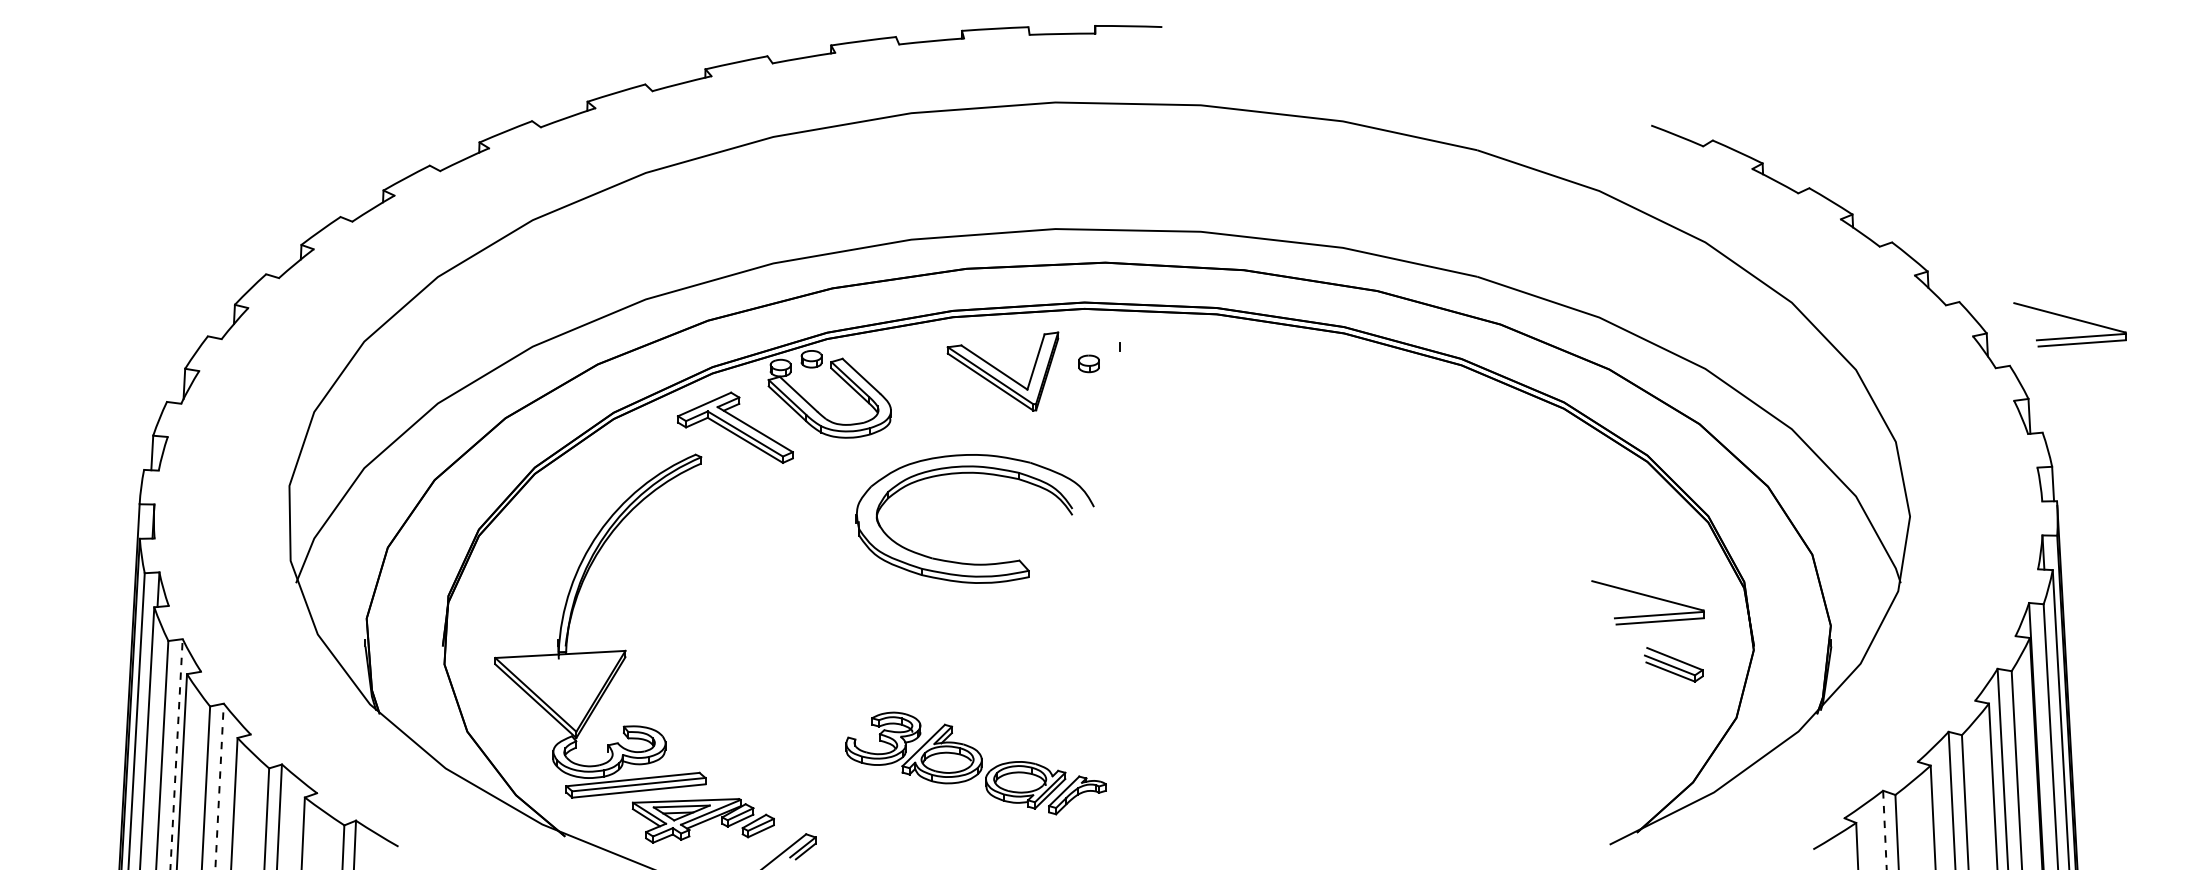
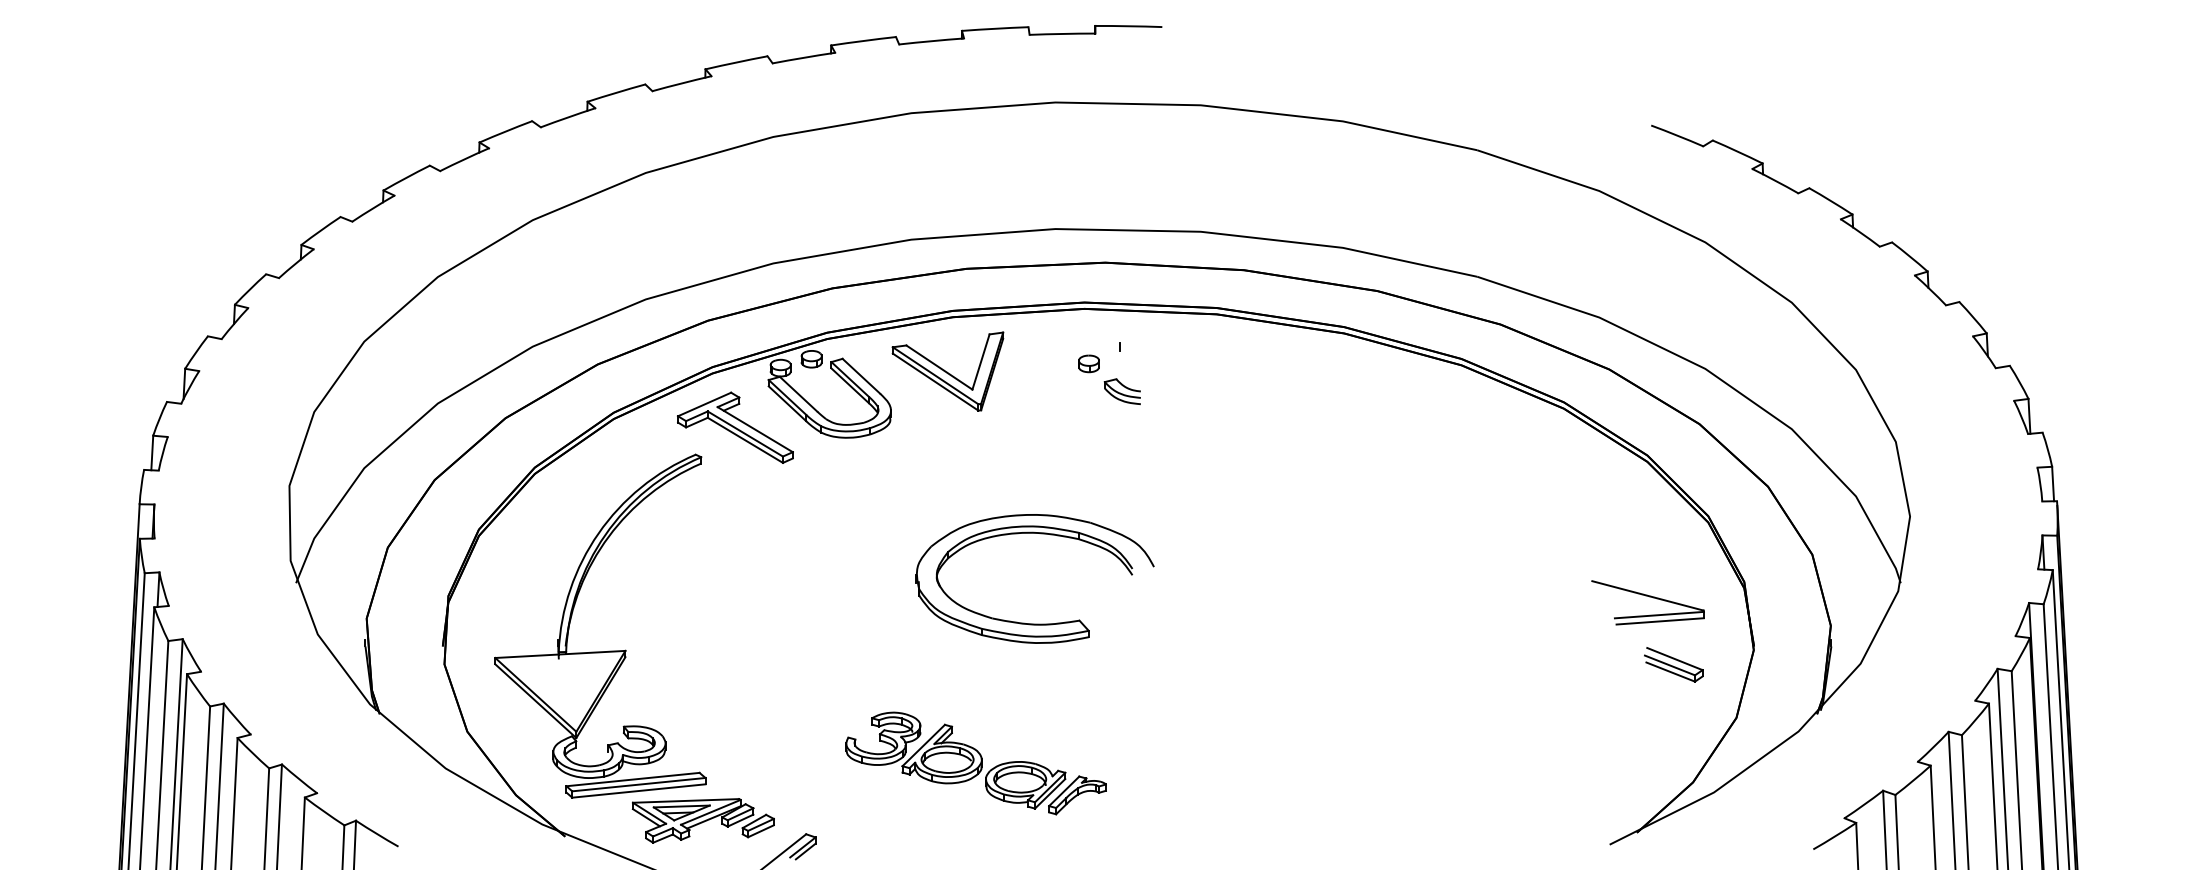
part: present -> none (2069, 324)
part position: (1002, 371) -> (947, 371) (947, 371)
part: none -> present (1121, 391)
part position: (980, 474) -> (1040, 534) (1040, 534)
line: dashed -> solid (176, 753)
line: dashed -> solid (219, 786)
line: dashed -> solid (1884, 829)
